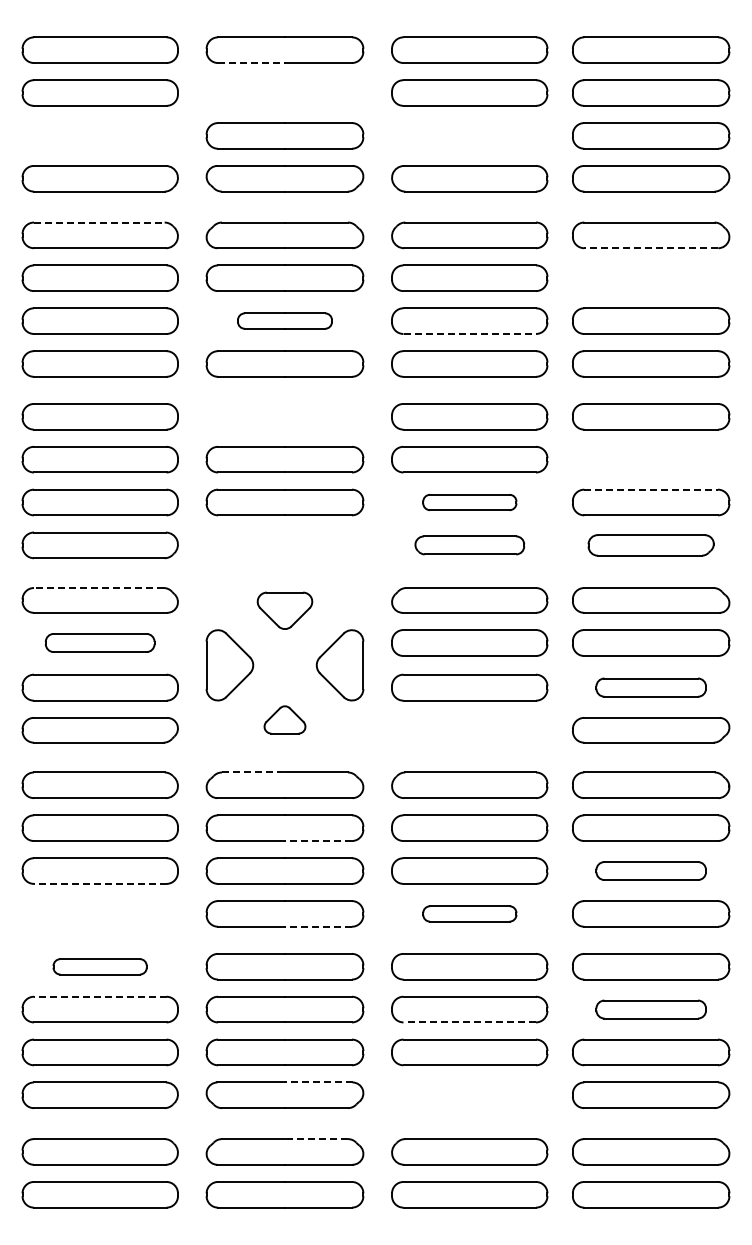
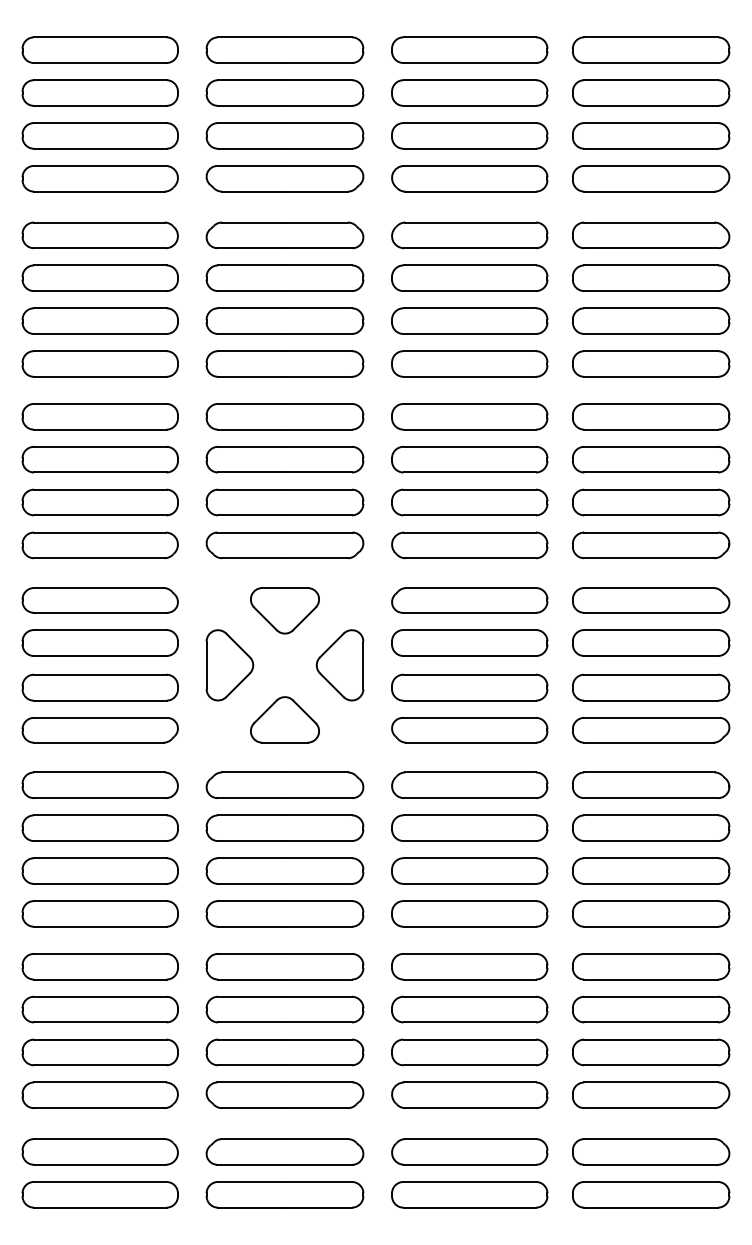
line: dashed -> solid (252, 63)
part: none -> present (284, 92)
part: none -> present (99, 135)
part: none -> present (469, 135)
line: dashed -> solid (99, 222)
line: dashed -> solid (651, 248)
part: none -> present (651, 277)
part size: 96x18 px -> 160x28 px (284, 320)
line: dashed -> solid (470, 333)
part: none -> present (284, 416)
part: none -> present (651, 459)
line: dashed -> solid (651, 489)
part size: 96x18 px -> 158x29 px (469, 502)
part: none -> present (284, 545)
part size: 112x21 px -> 158x29 px (469, 545)
part size: 128x23 px -> 159x29 px (651, 545)
line: dashed -> solid (98, 588)
part size: 58x39 px -> 70x48 px (284, 610)
part size: 111x20 px -> 158x28 px (99, 642)
part size: 112x21 px -> 159x29 px (651, 687)
part size: 44x30 px -> 70x48 px (284, 719)
part: none -> present (469, 730)
line: dashed -> solid (254, 772)
line: dashed -> solid (317, 841)
part size: 112x20 px -> 159x28 px (651, 870)
line: dashed -> solid (99, 883)
part: none -> present (99, 913)
part size: 96x18 px -> 158x28 px (469, 913)
line: dashed -> solid (317, 926)
part size: 96x18 px -> 158x28 px (99, 966)
line: dashed -> solid (99, 996)
part size: 112x21 px -> 159x29 px (651, 1009)
line: dashed -> solid (469, 1022)
line: dashed -> solid (318, 1082)
part: none -> present (469, 1094)
line: dashed -> solid (315, 1139)
